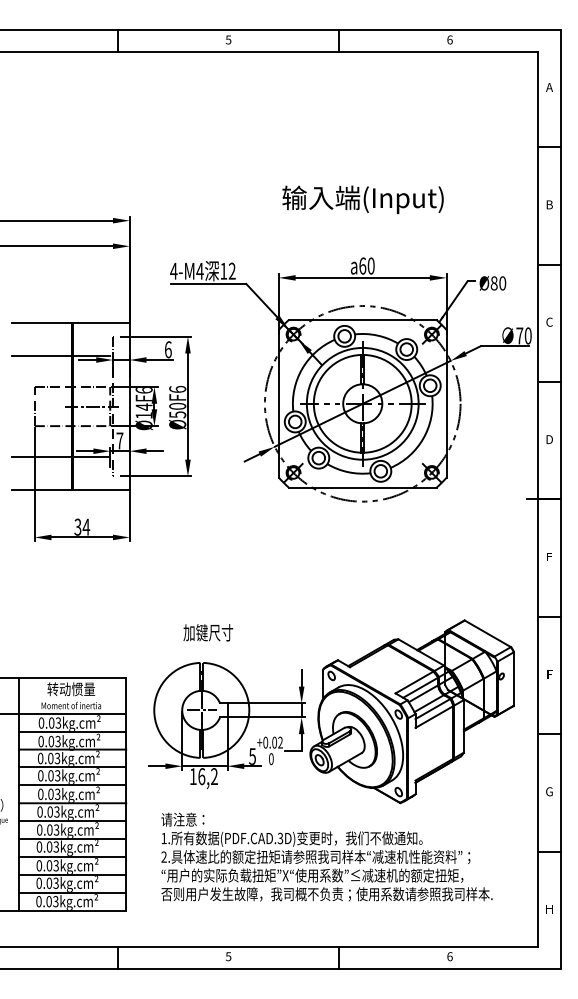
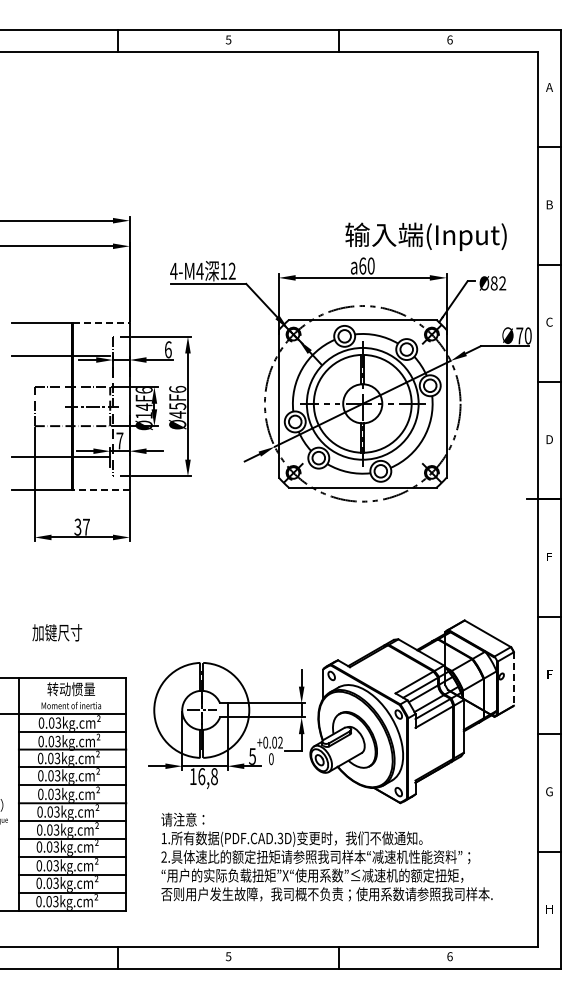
text position: (362, 199) -> (425, 236) (425, 236)
text: Ø80 -> Ø82 (502, 283)
line: solid -> dashed (102, 322)
text: Ø50 -> Ø45 (177, 410)
line: solid -> dashed (101, 490)
text: 34 -> 37 (86, 526)
text position: (208, 632) -> (57, 632) (57, 632)
line: solid -> dashed (513, 678)
text: 16,2 -> 16,8 (214, 776)
